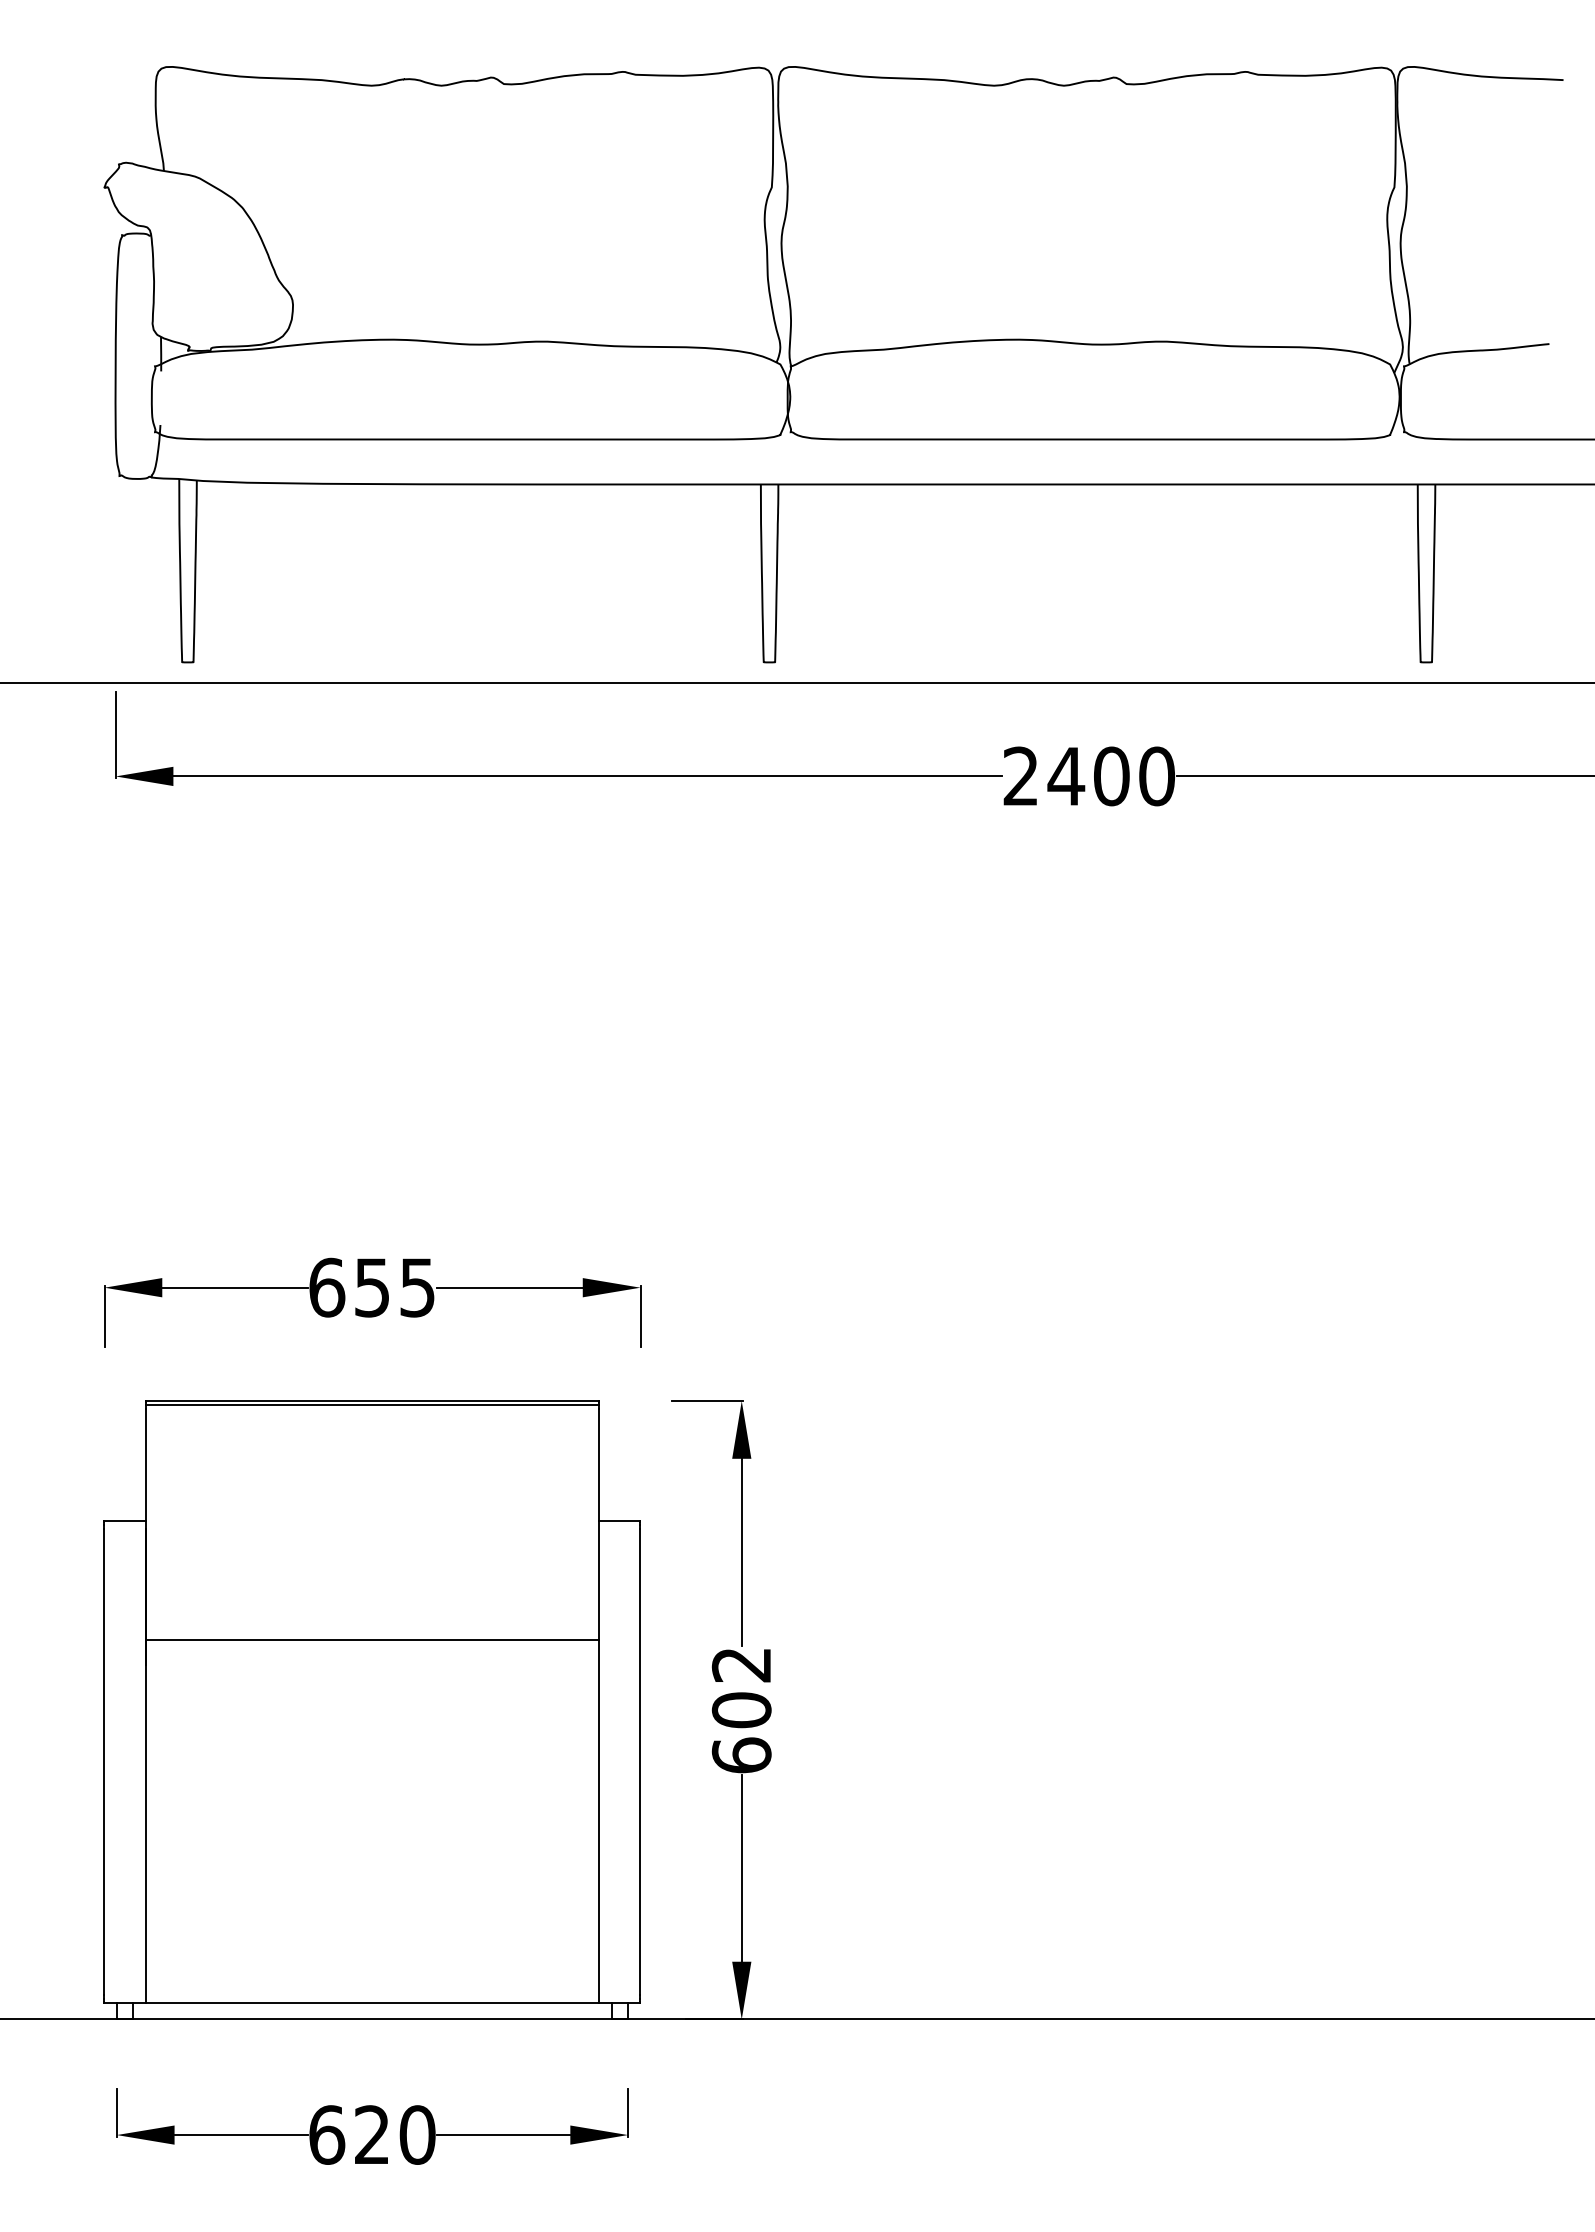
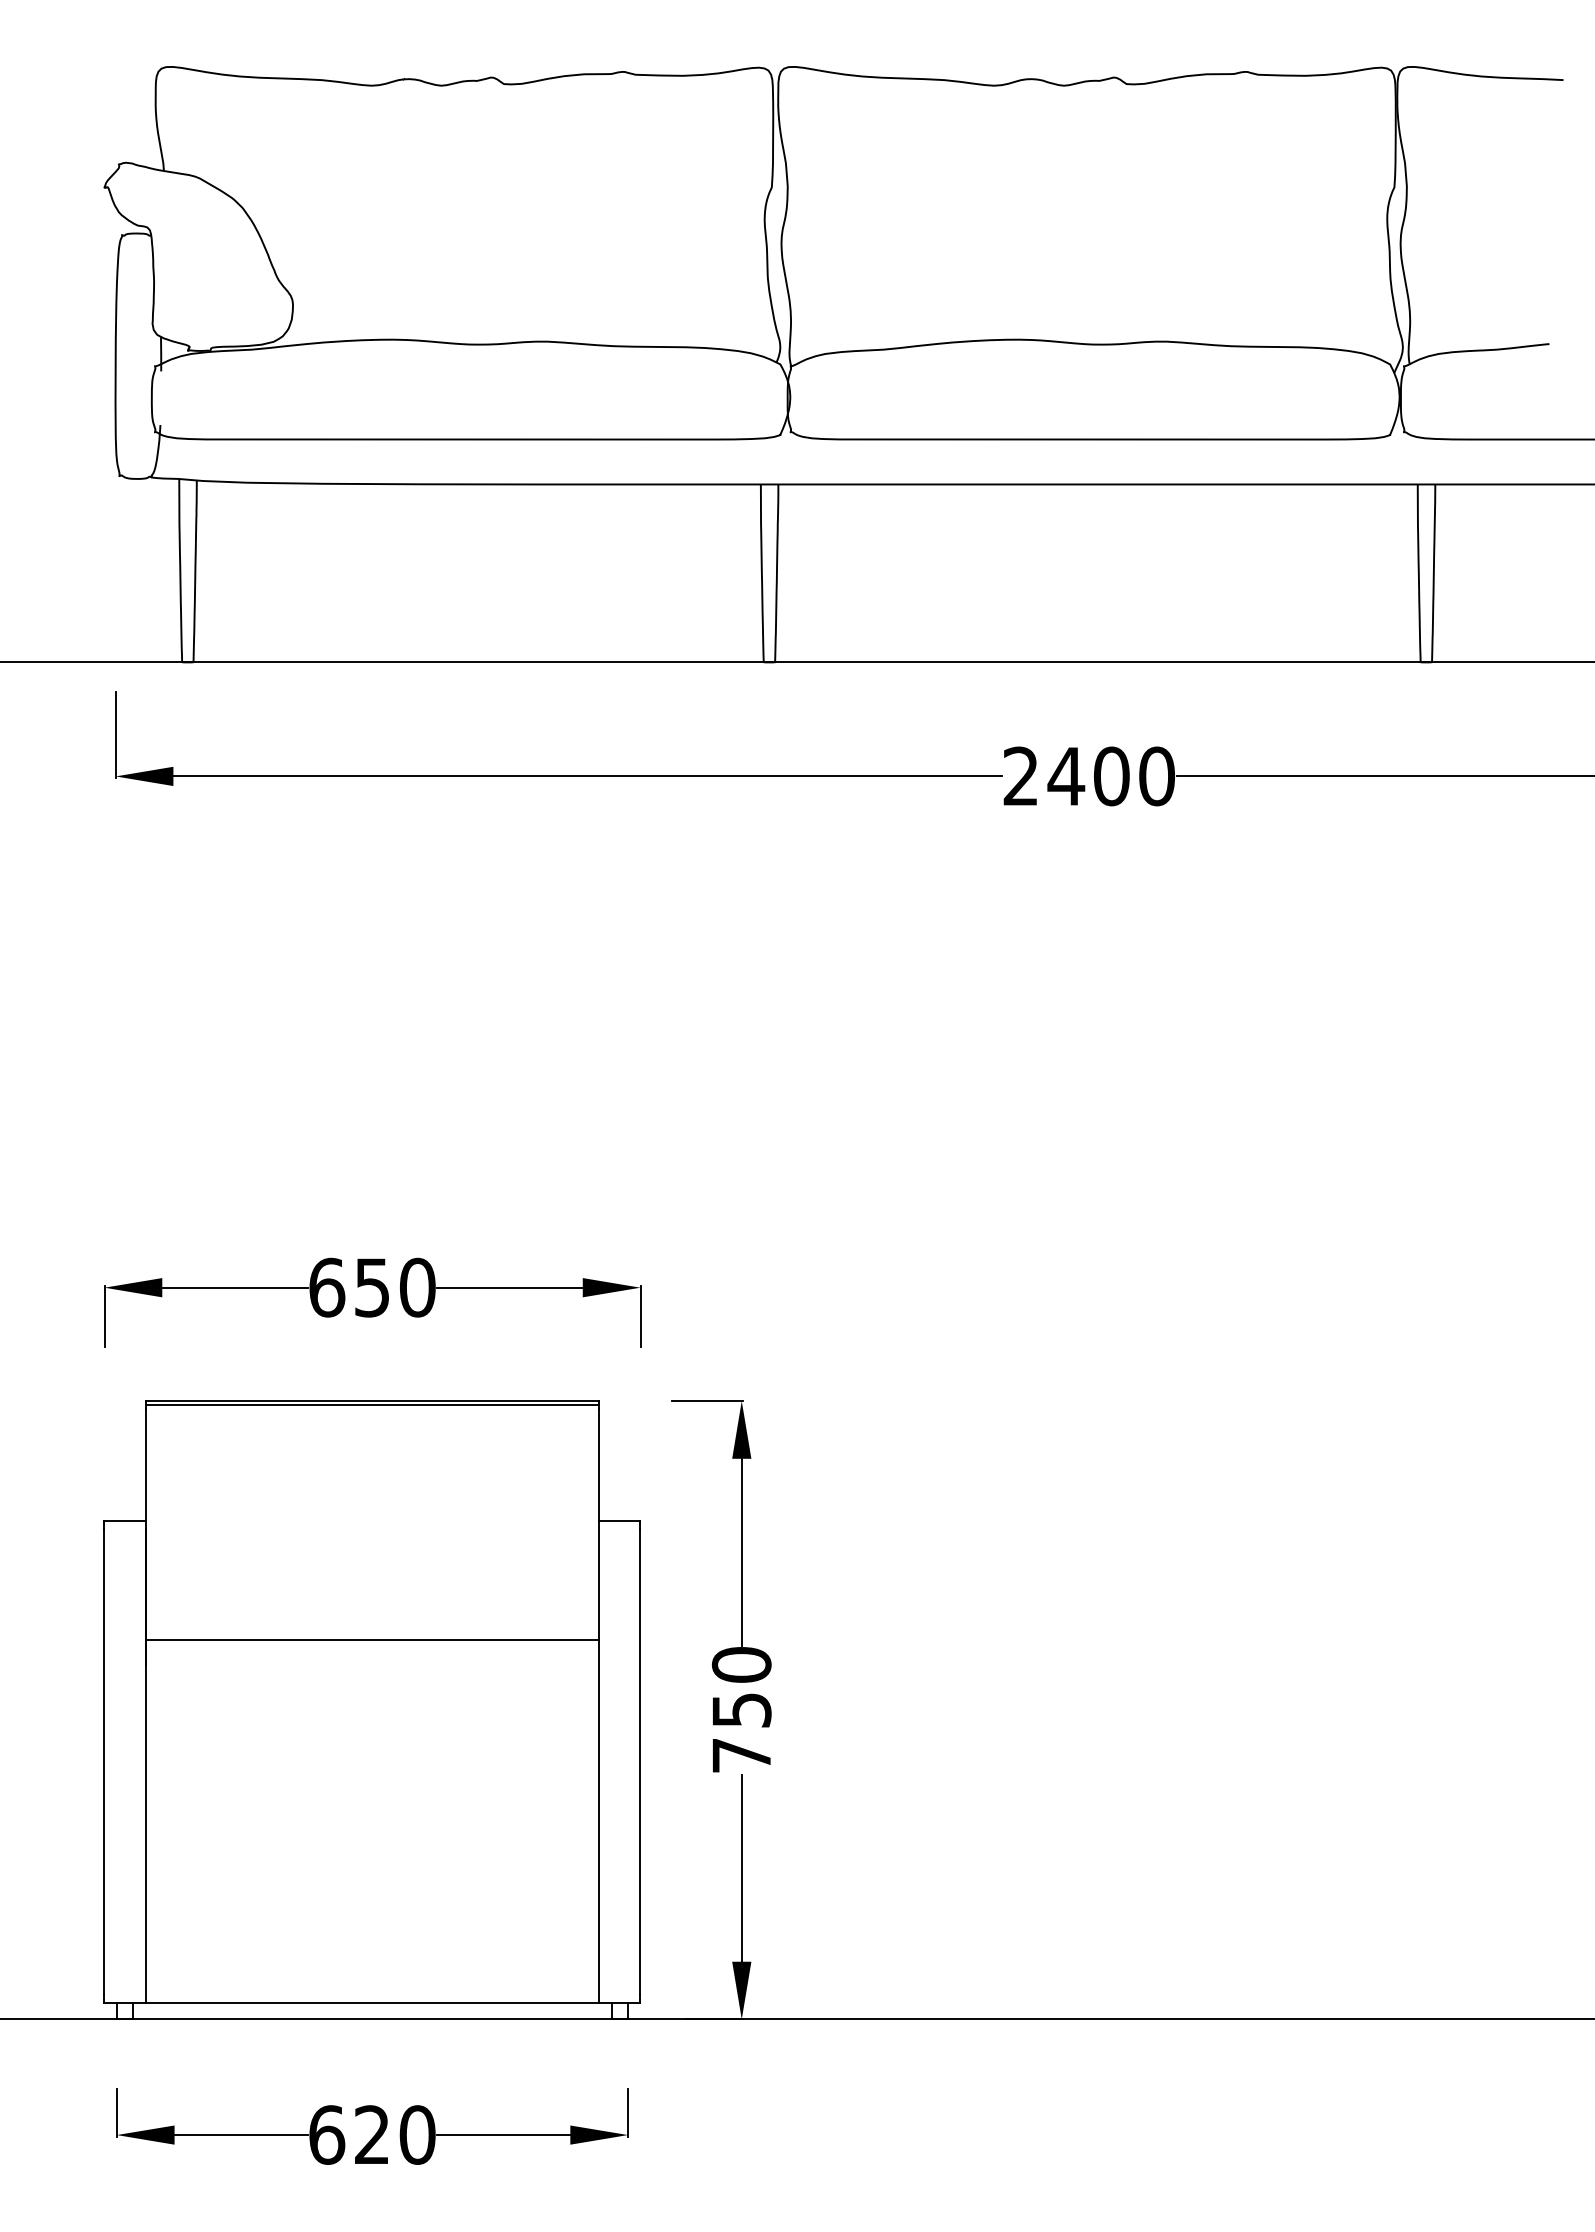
line position: (796, 683) -> (796, 662) (796, 662)
text: 655 -> 650 (417, 1287)
text: 602 -> 750 (741, 1710)
